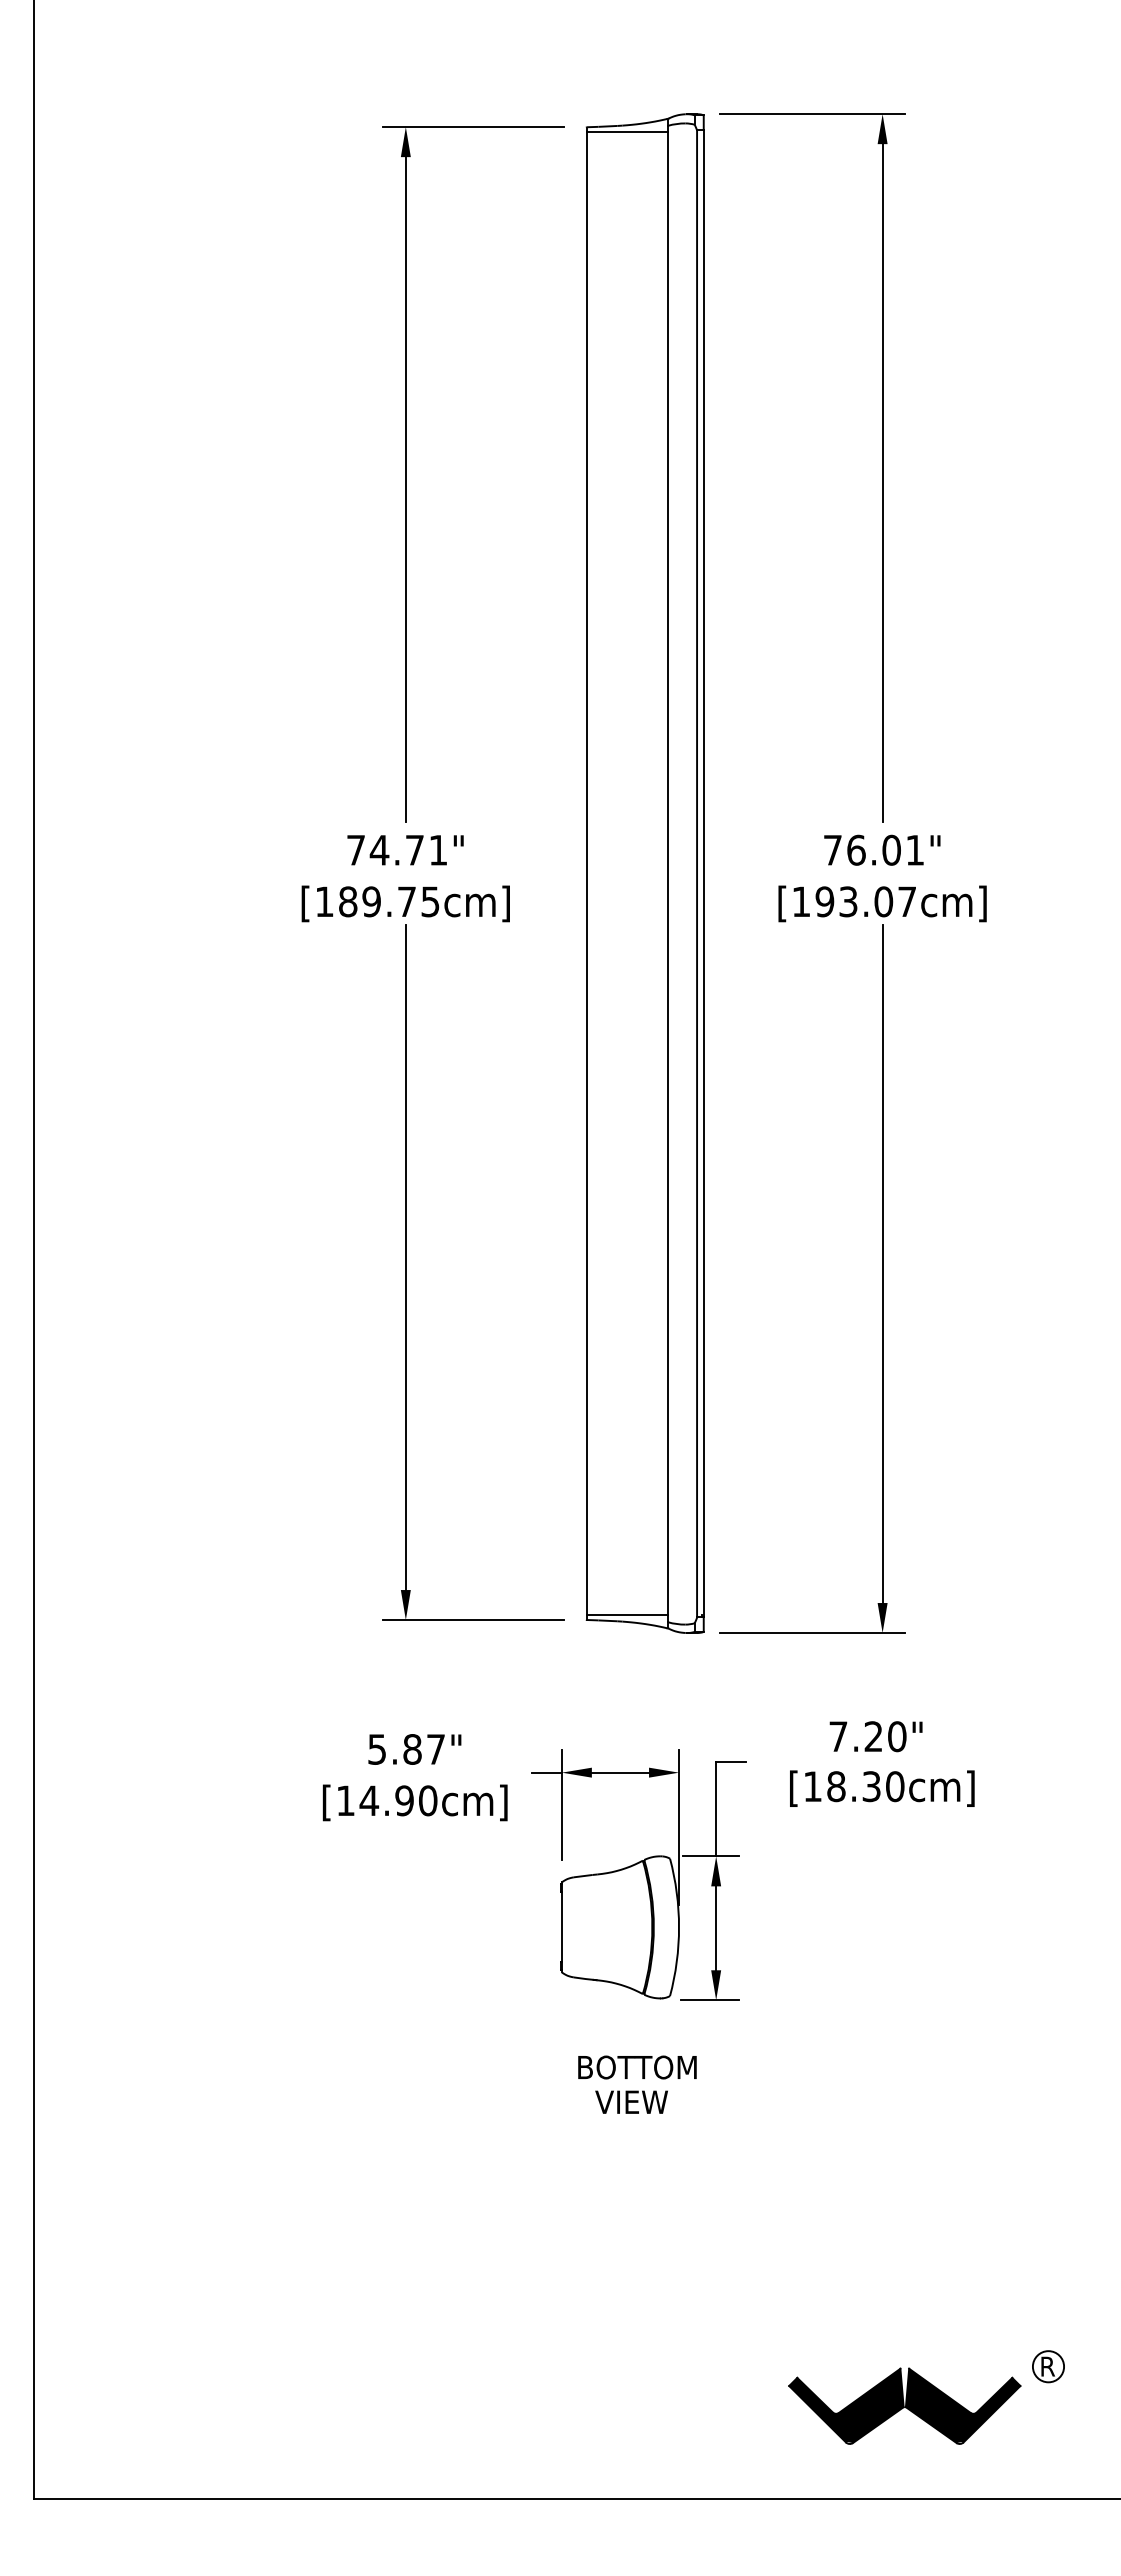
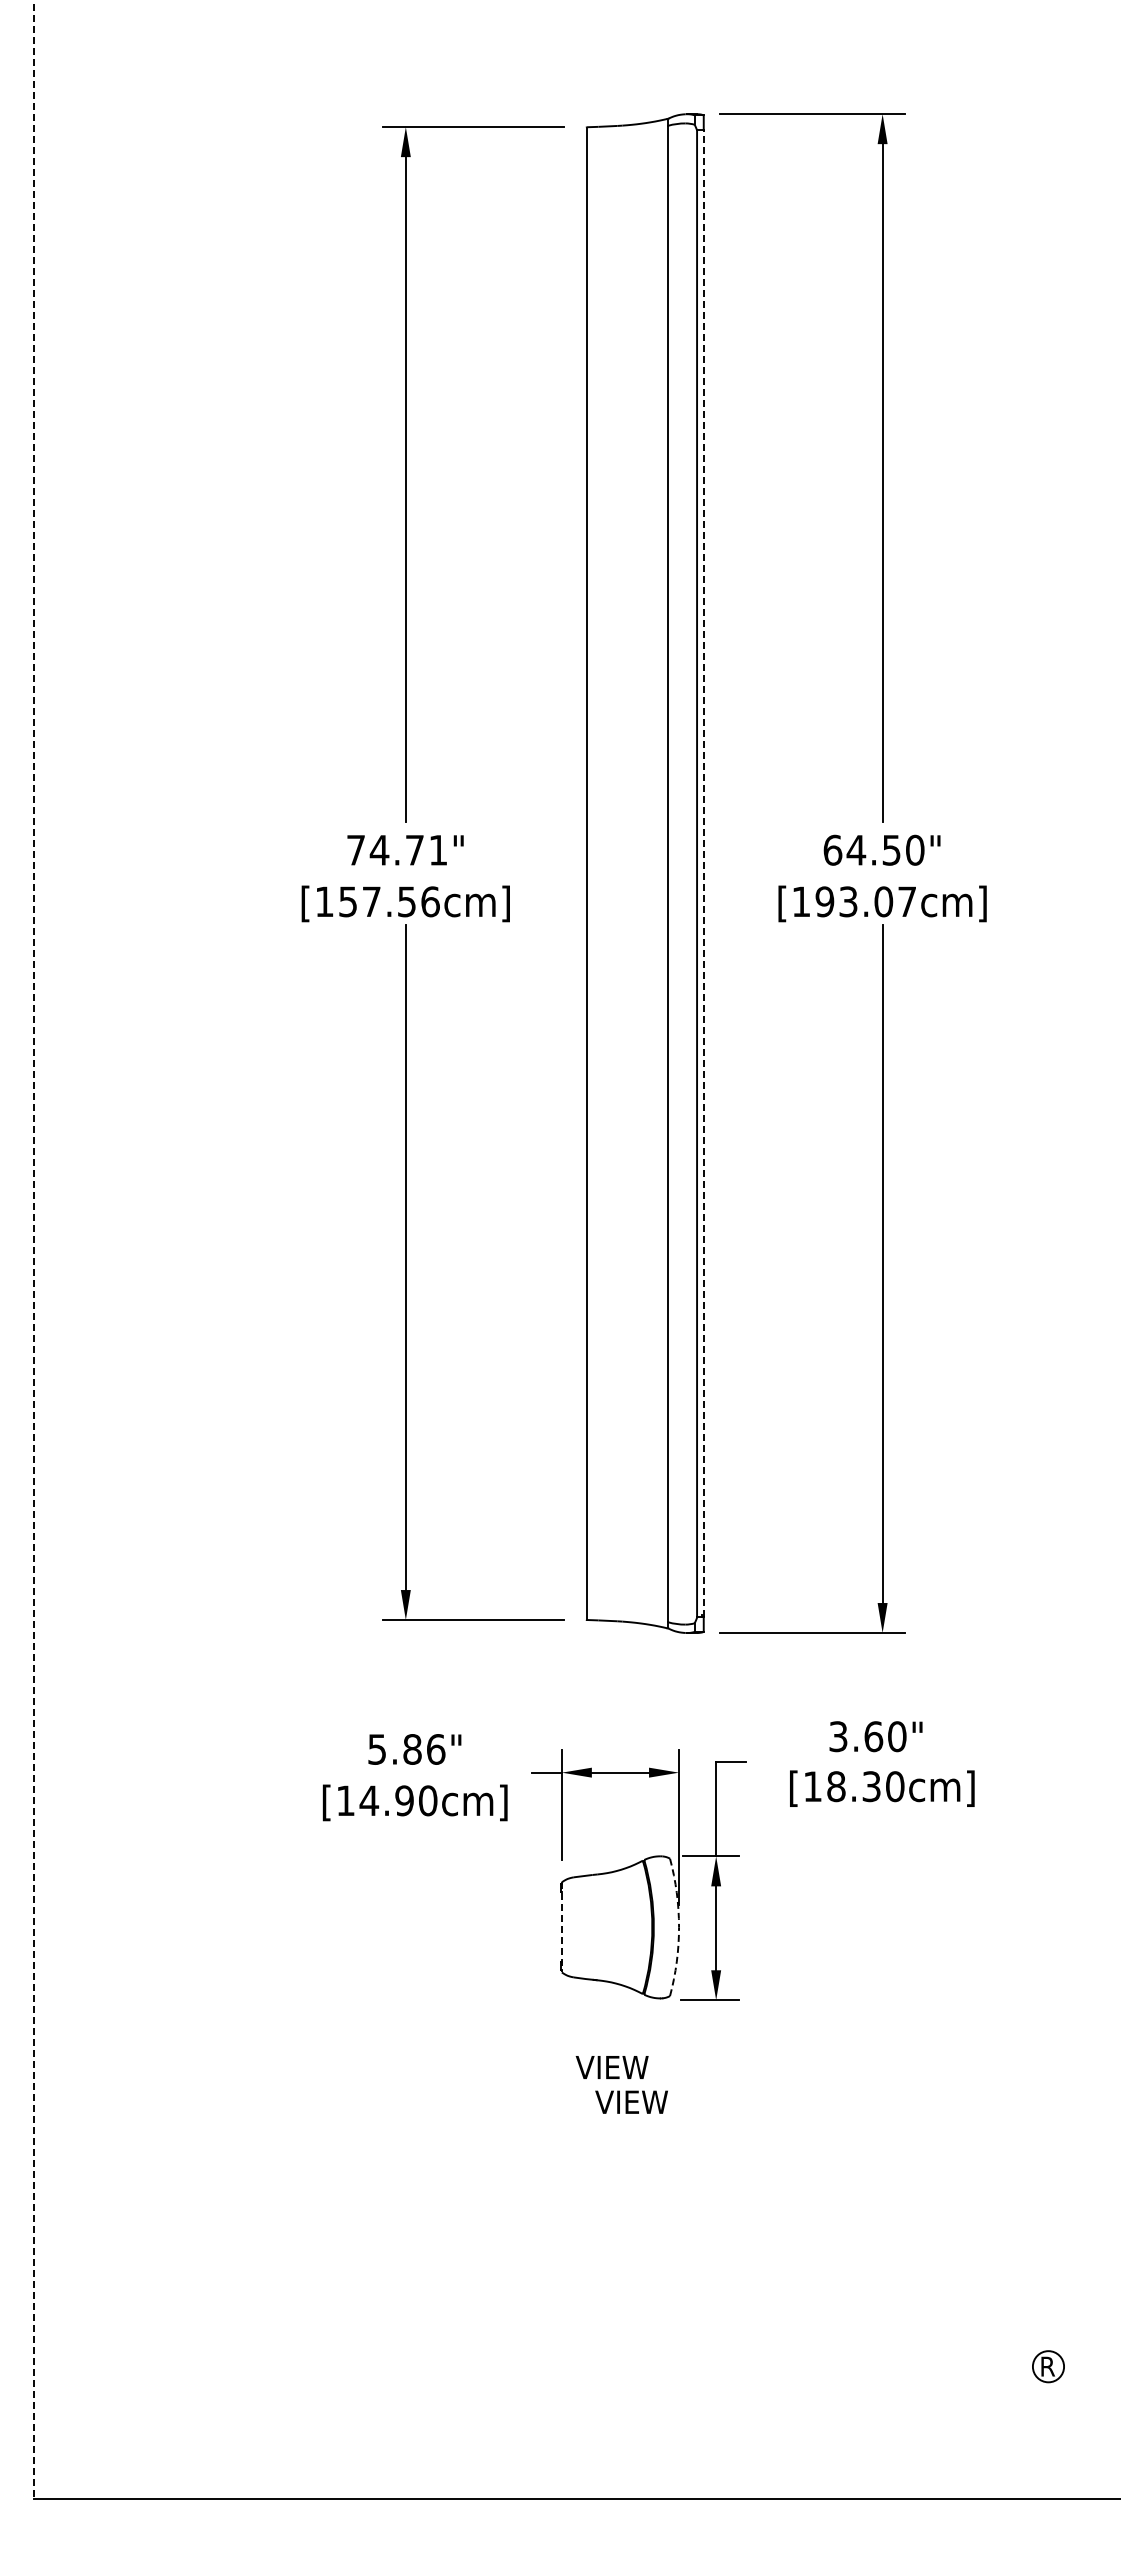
line: present -> none (627, 132)
text: 76.01" -> 64.50" (873, 849)
line: solid -> dashed (703, 873)
text: [189.75cm] -> [157.56cm] (389, 901)
line: solid -> dashed (33, 1249)
line: present -> none (627, 1615)
text: 7.20" -> 3.60" (856, 1736)
text: 5.87" -> 5.86" (436, 1749)
line: solid -> dashed (561, 1927)
arc: solid -> dashed (679, 1927)
text: BOTTOM -> VIEW (635, 2067)
part: present -> none (904, 2405)
